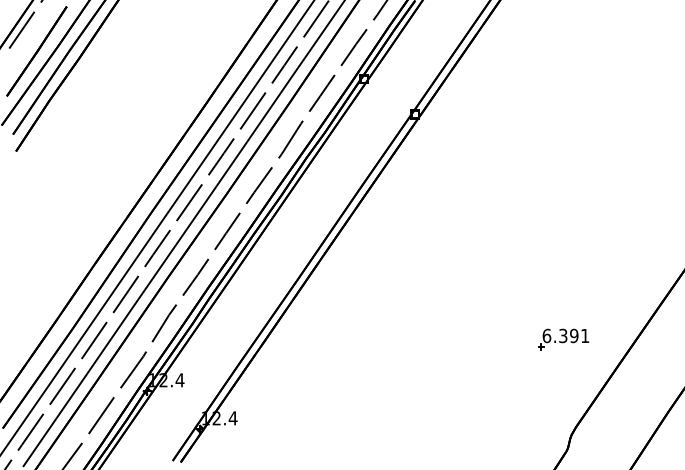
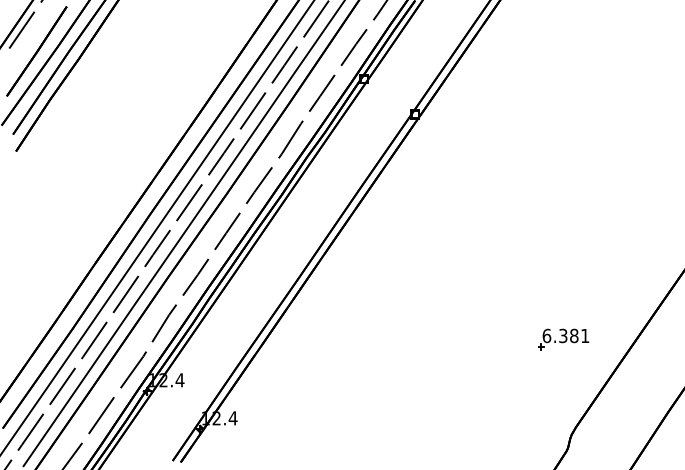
text: 6.391 -> 6.381 (574, 336)
